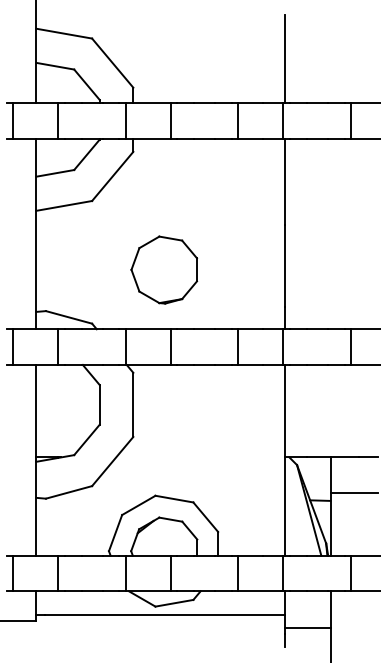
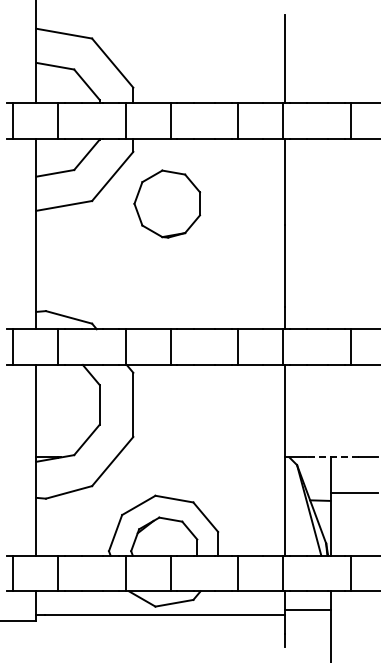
part position: (164, 269) -> (167, 203) (167, 203)
line: solid -> dashed (332, 457)
line position: (307, 627) -> (307, 609) (307, 609)
